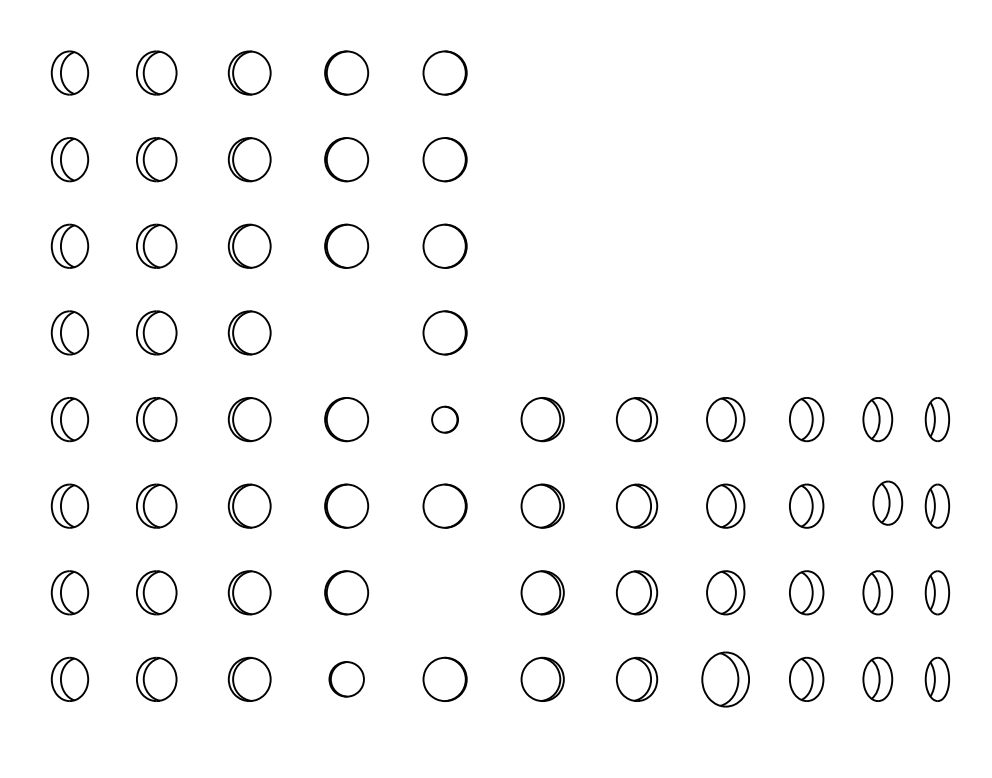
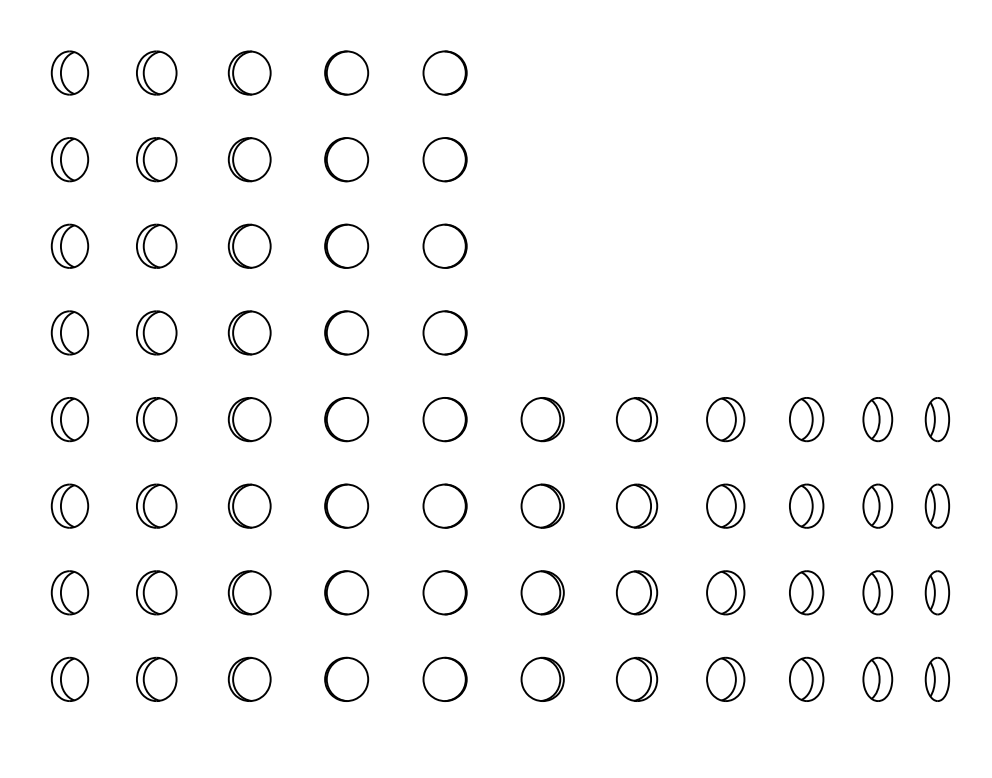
part: none -> present (346, 332)
part size: 28x29 px -> 46x46 px (444, 419)
part position: (887, 502) -> (877, 505) (877, 505)
part: none -> present (444, 592)
part size: 37x37 px -> 46x46 px (346, 678)
part size: 49x57 px -> 40x46 px (725, 678)
